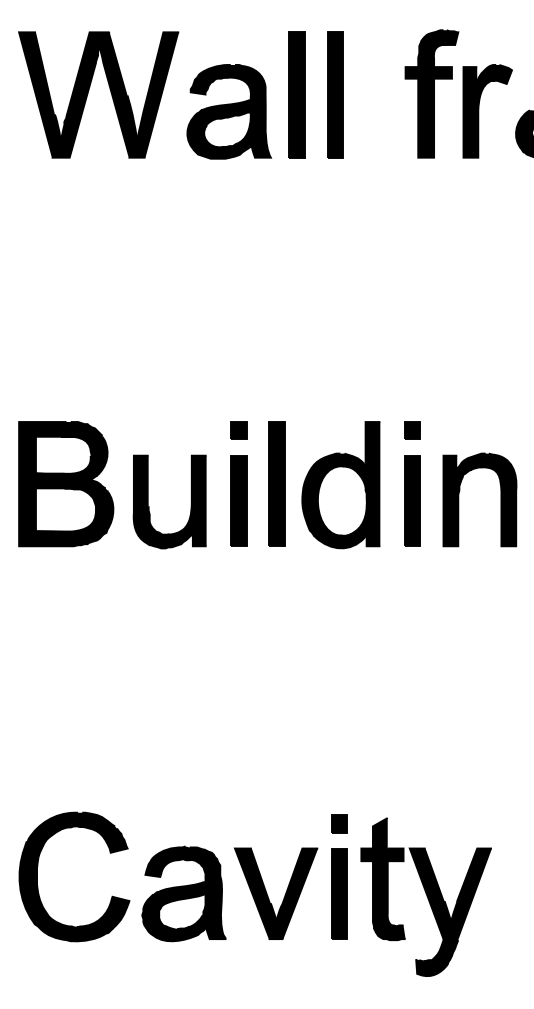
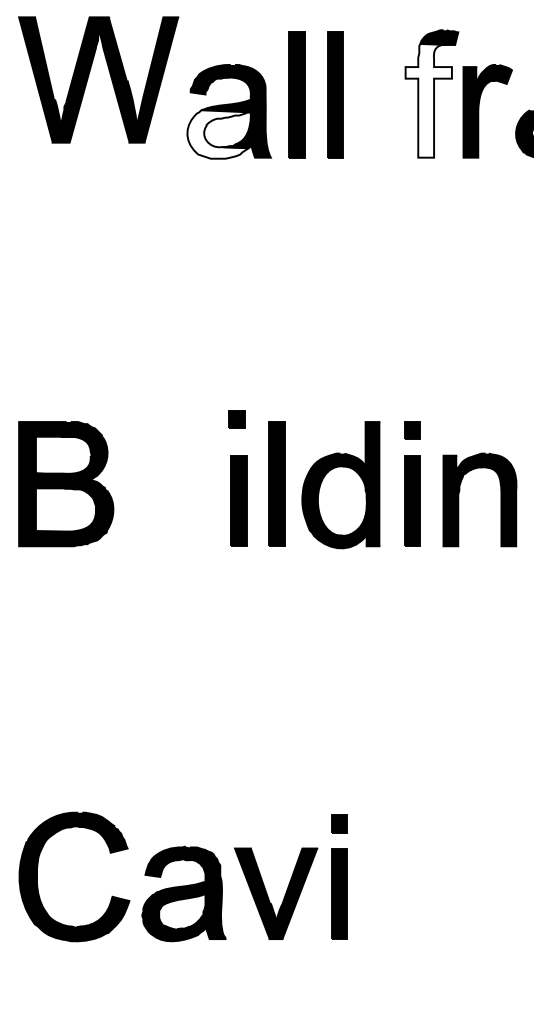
part position: (89, 90) -> (89, 75) (89, 75)
fill: present -> none (428, 100)
fill: present -> none (218, 134)
part position: (238, 430) -> (236, 419) (236, 419)
part: present -> none (149, 506)
part: present -> none (425, 896)
